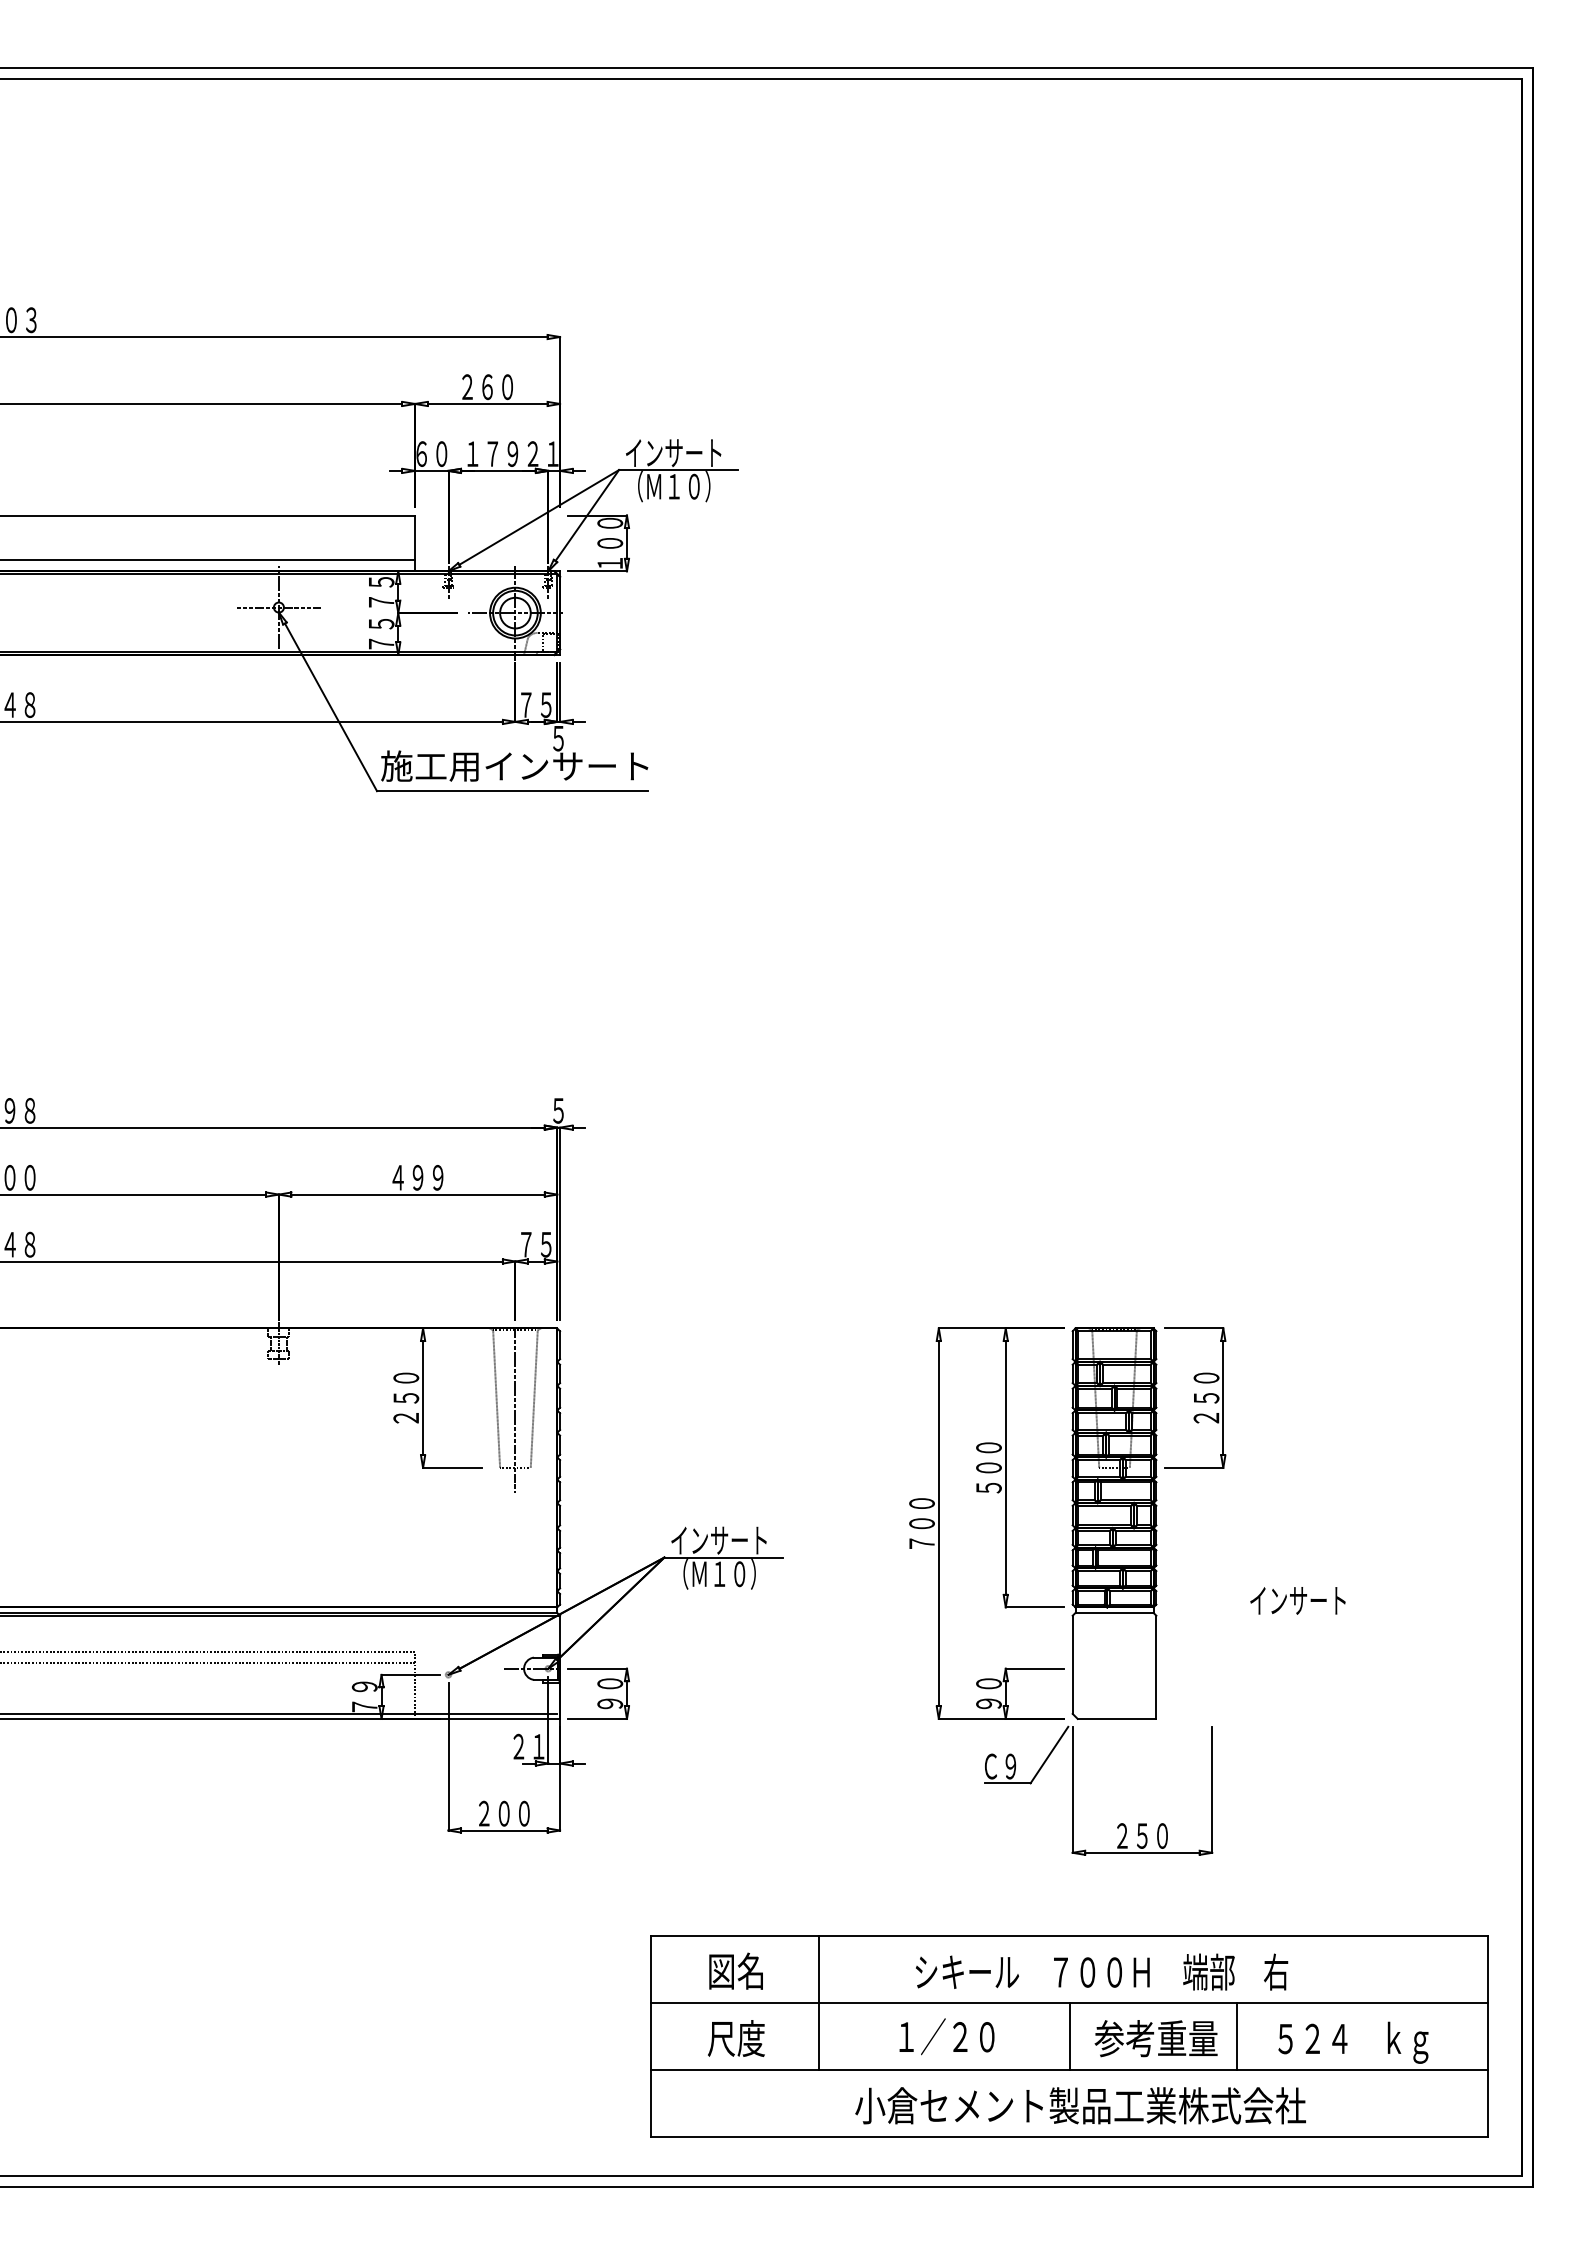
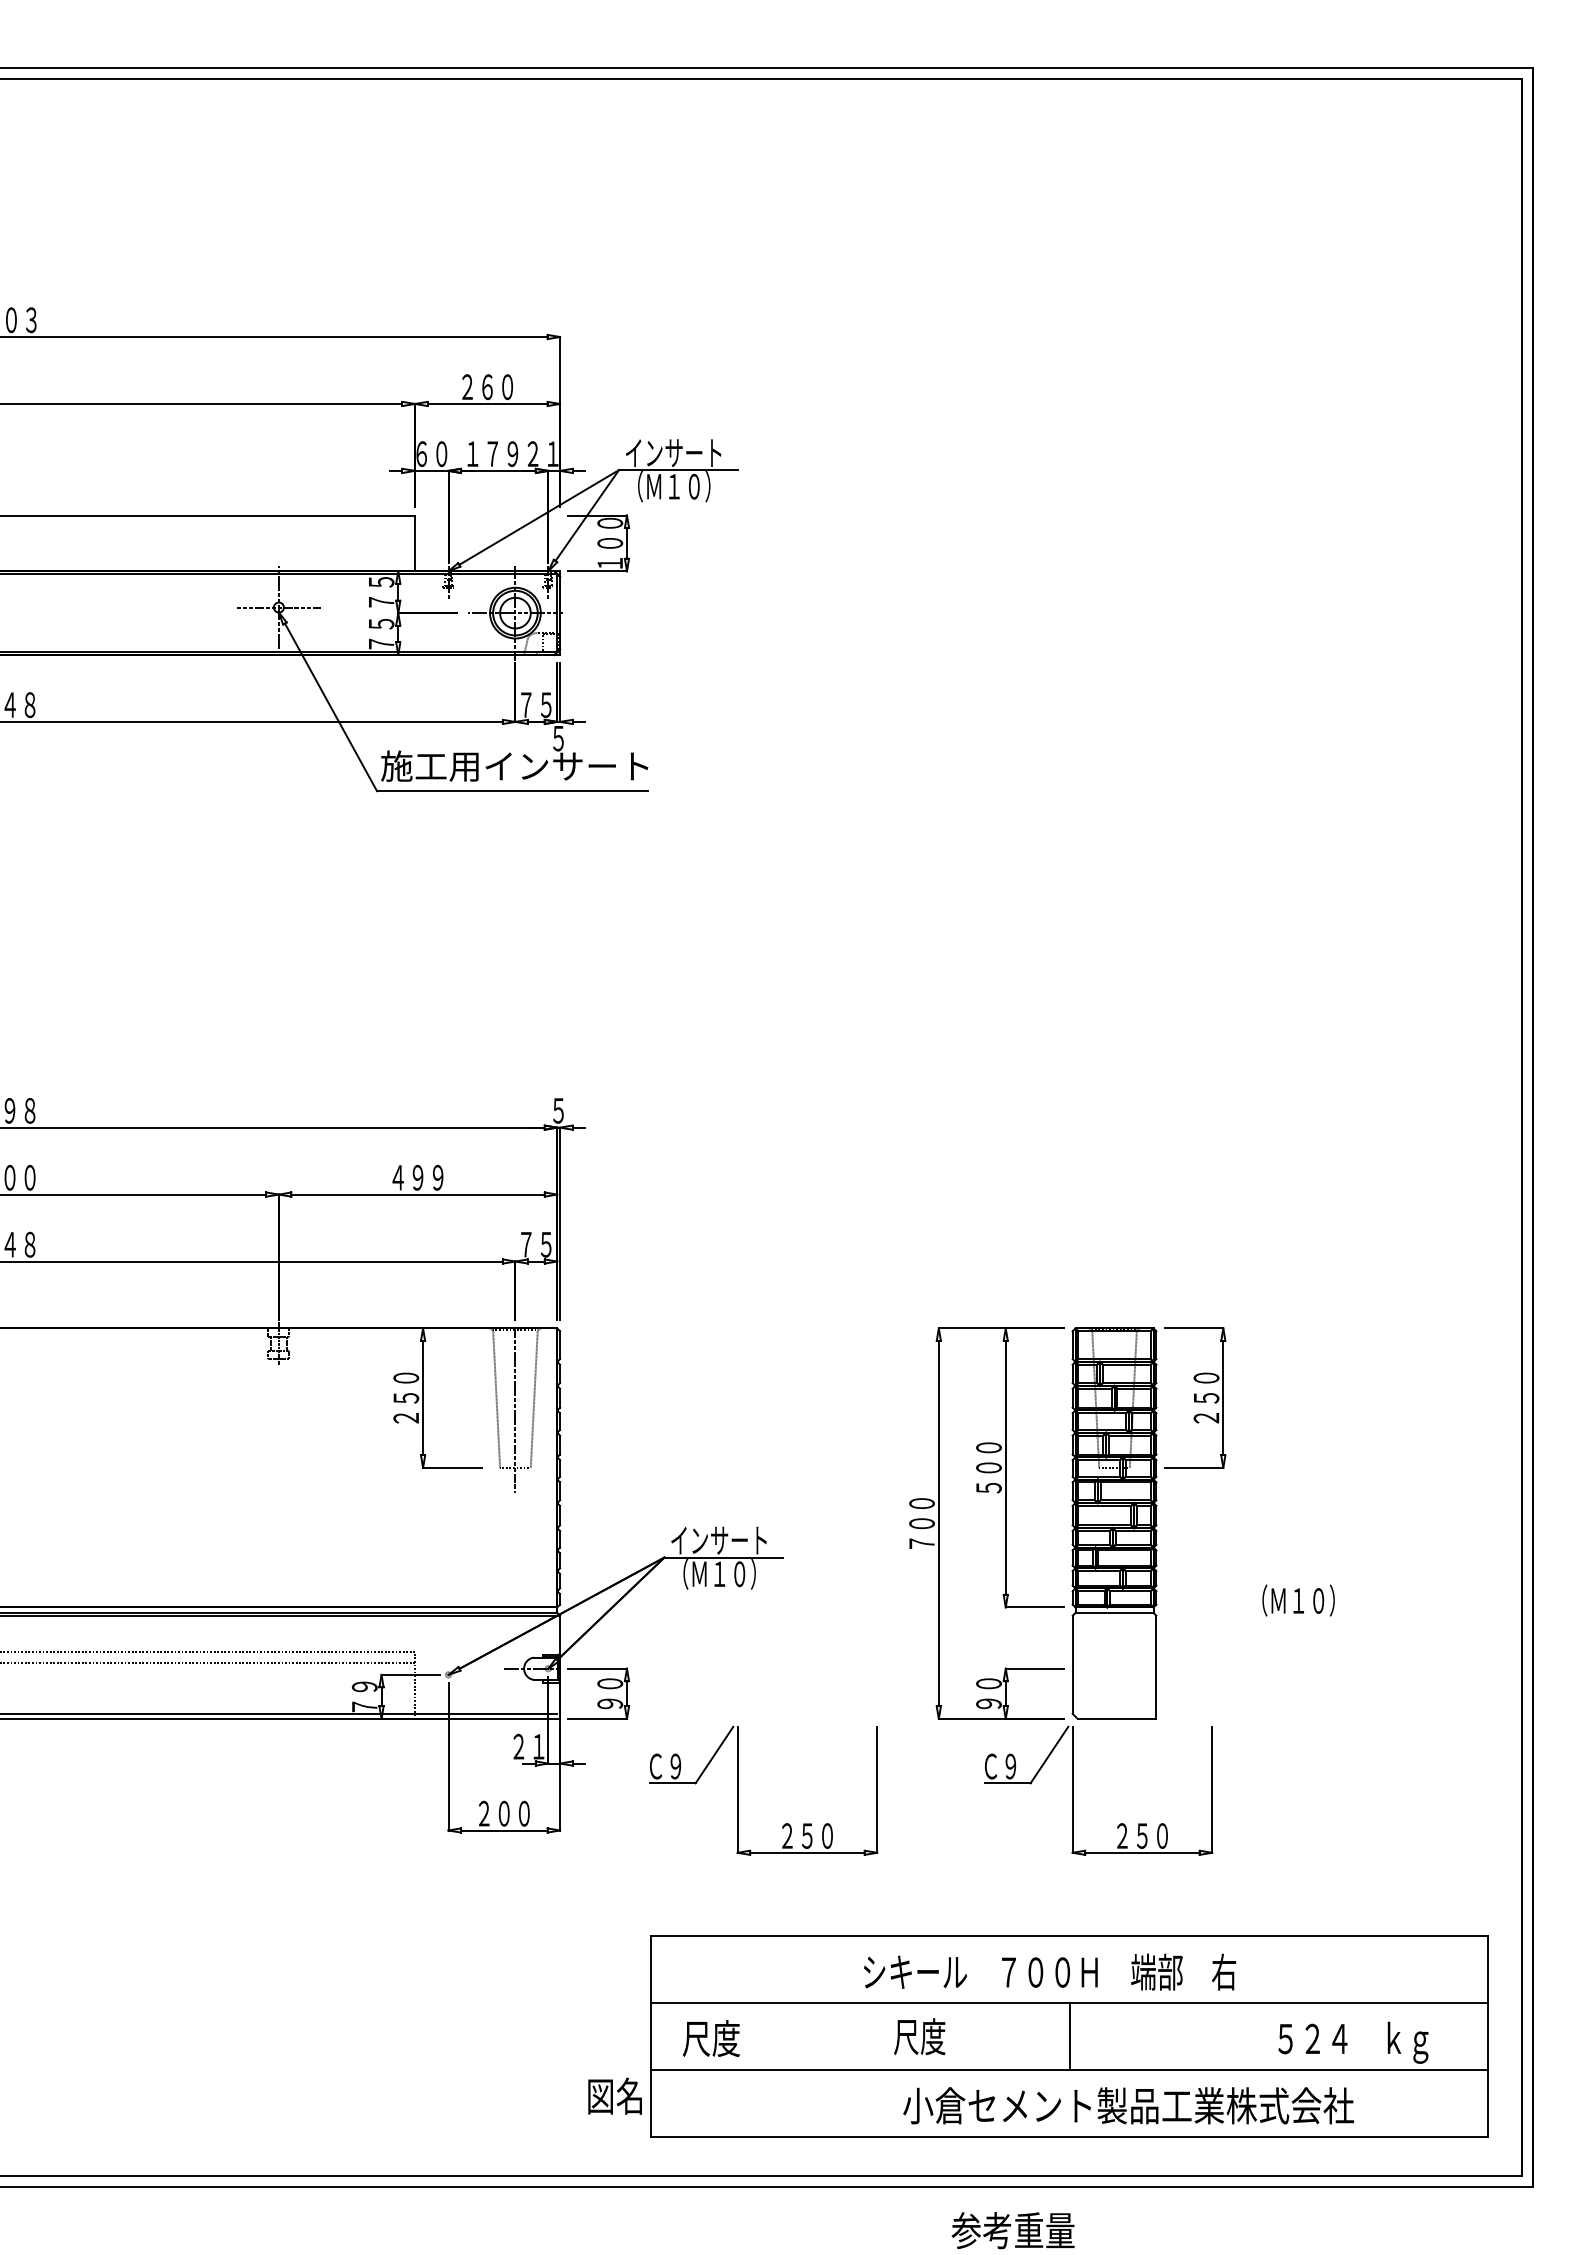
line: present -> none (208, 560)
text: インサート -> （Ｍ１０） (1297, 1600)
part: none -> present (738, 1790)
text position: (735, 1970) -> (614, 2095) (614, 2095)
text position: (1102, 1971) -> (1050, 1971) (1050, 1971)
line: present -> none (818, 2003)
text: １／２０ -> 尺度 (944, 2036)
line: present -> none (1237, 2036)
text position: (736, 2038) -> (711, 2038) (711, 2038)
text position: (1155, 2038) -> (1012, 2230) (1012, 2230)
text position: (1080, 2105) -> (1128, 2105) (1128, 2105)
